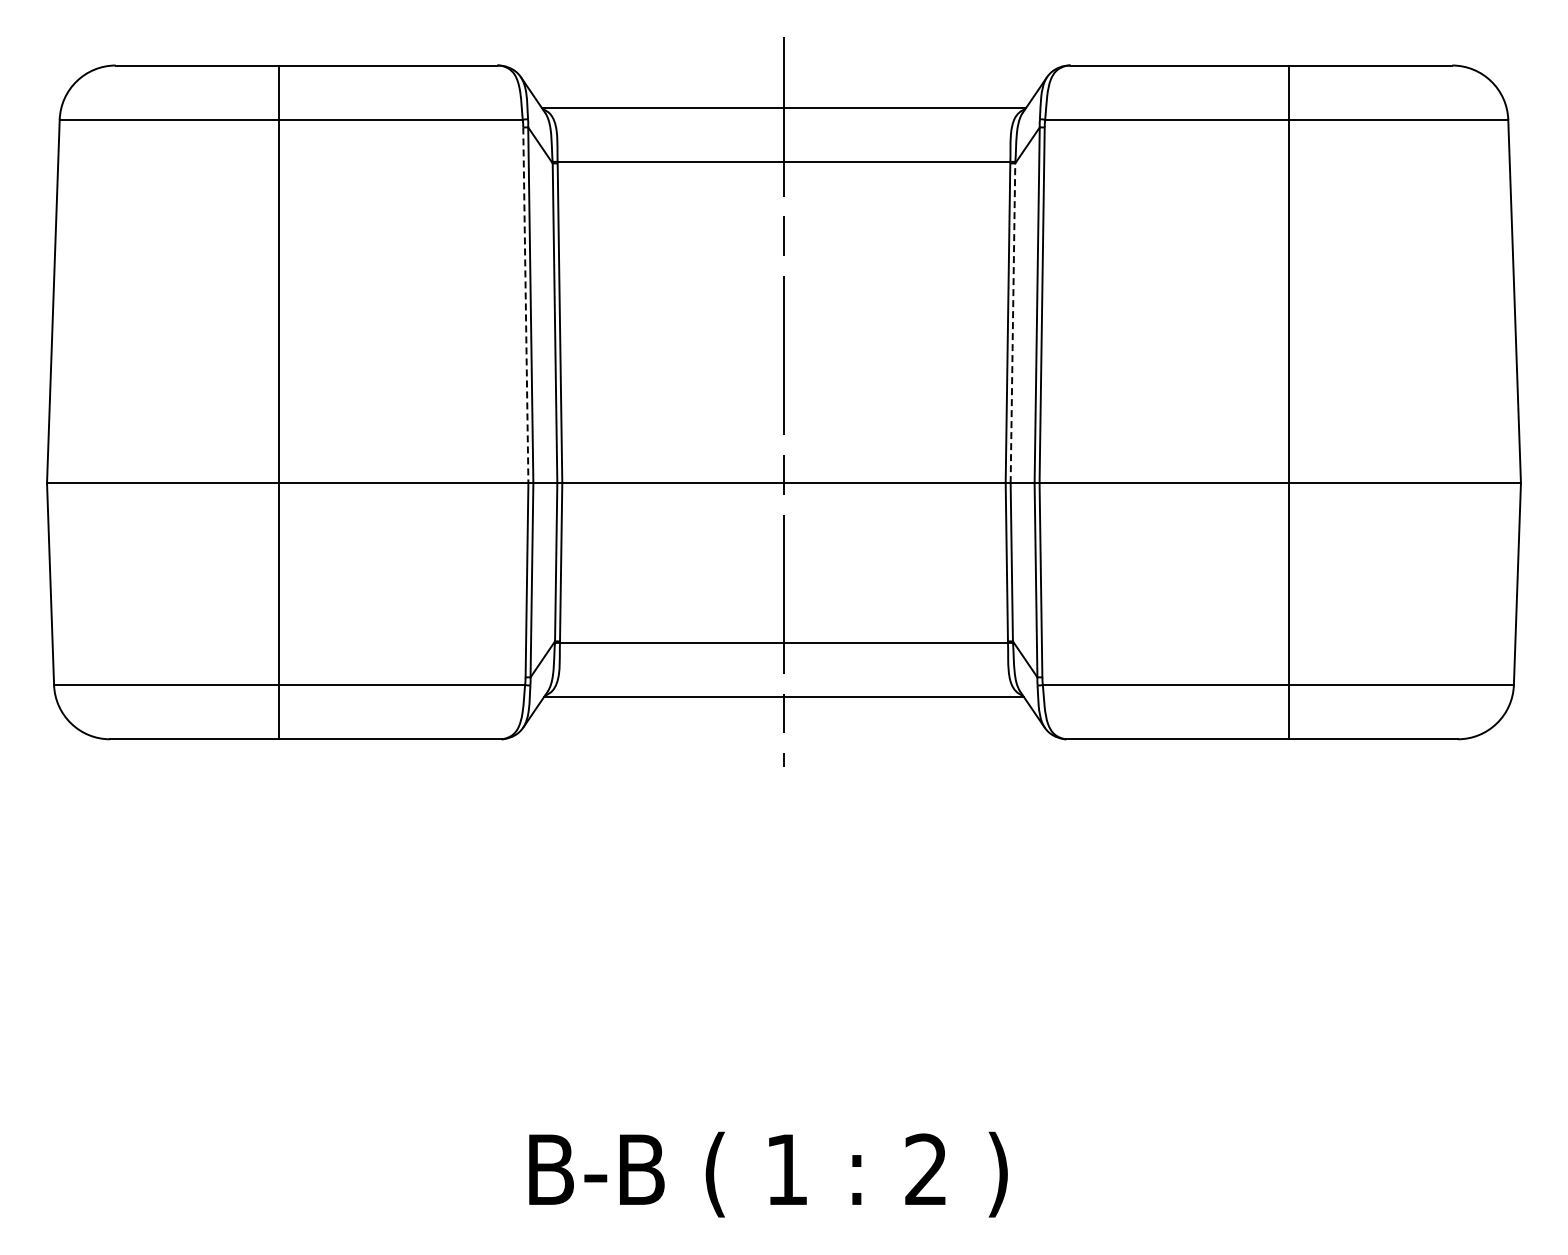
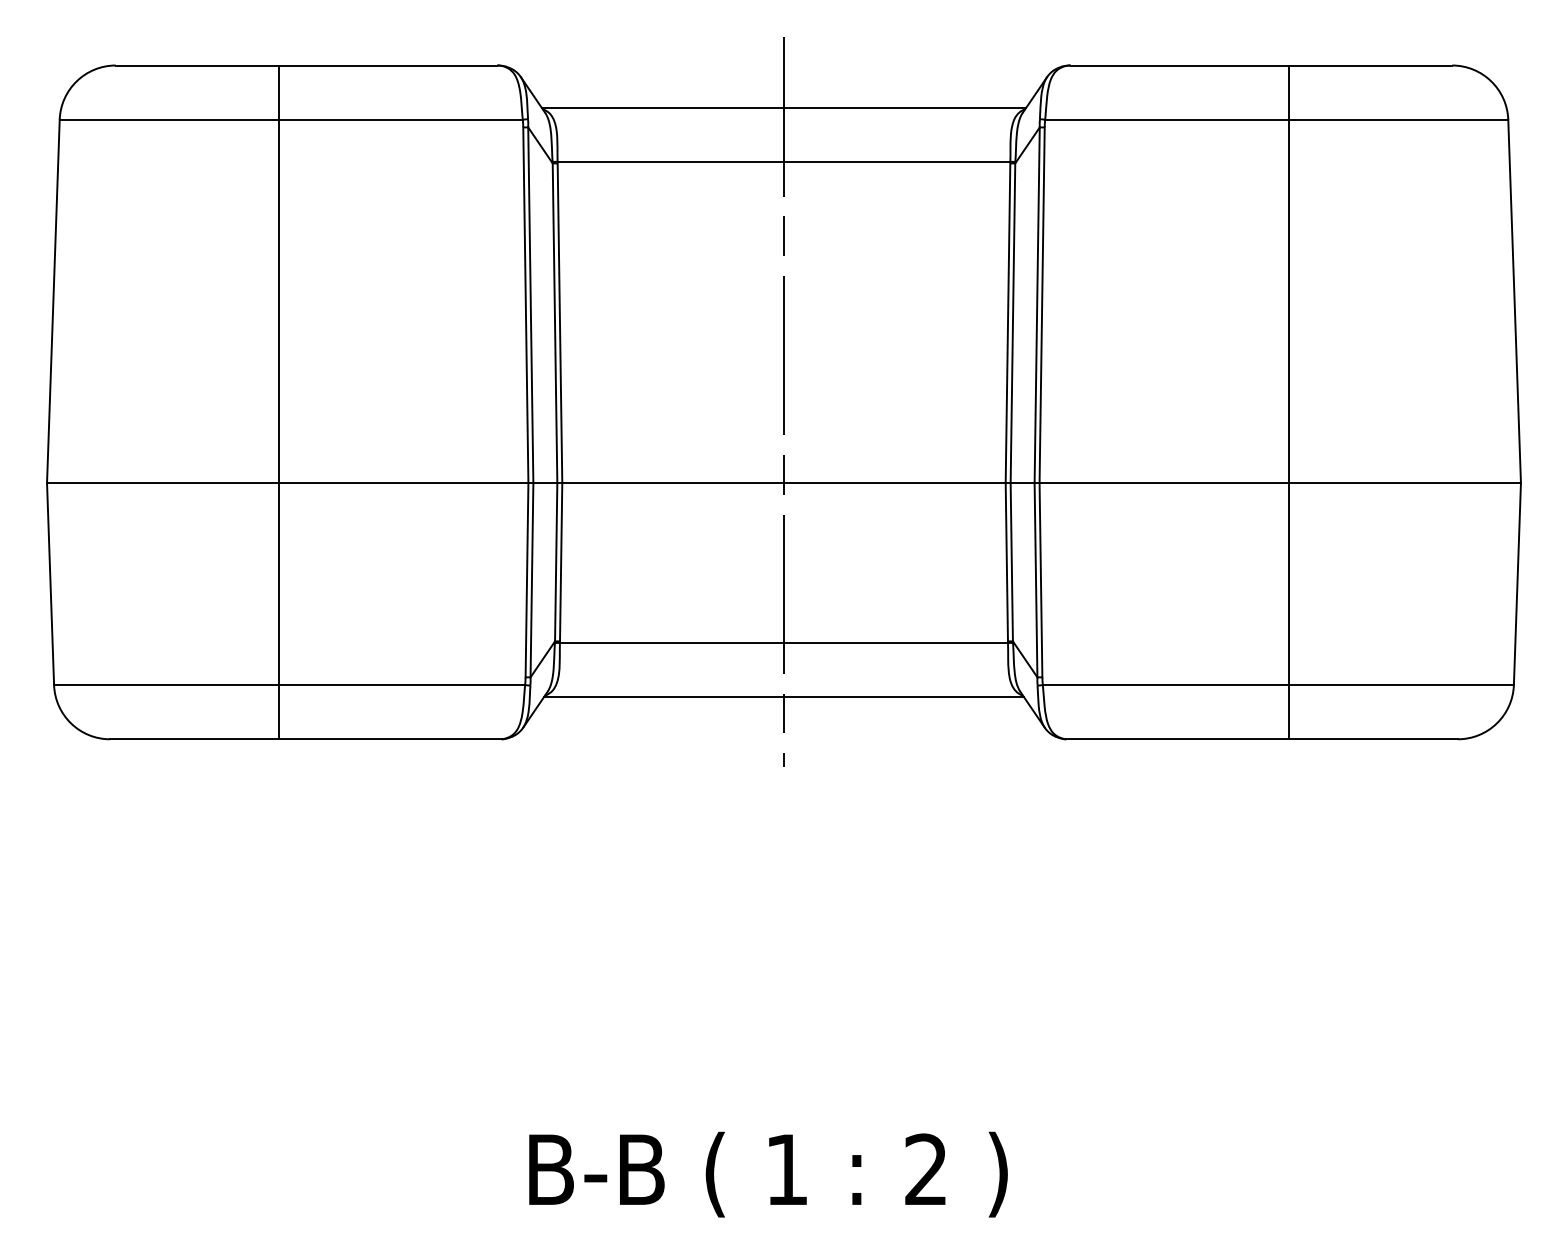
line: dashed -> solid (525, 305)
line: dashed -> solid (1012, 323)
